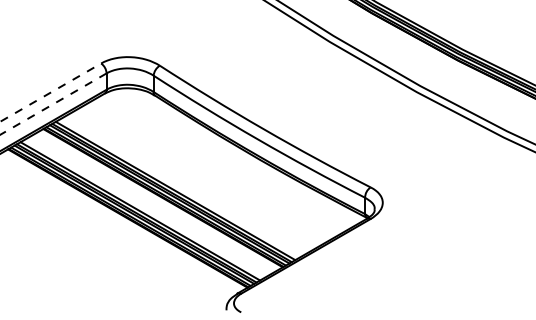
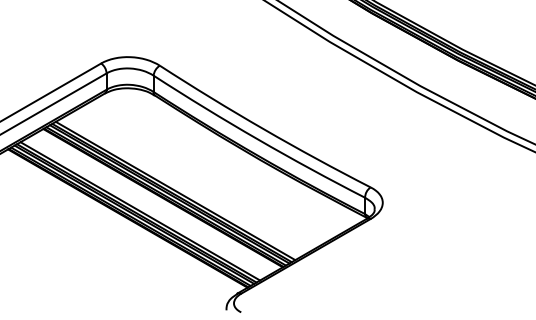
line: dashed -> solid (51, 92)
line: dashed -> solid (53, 104)
